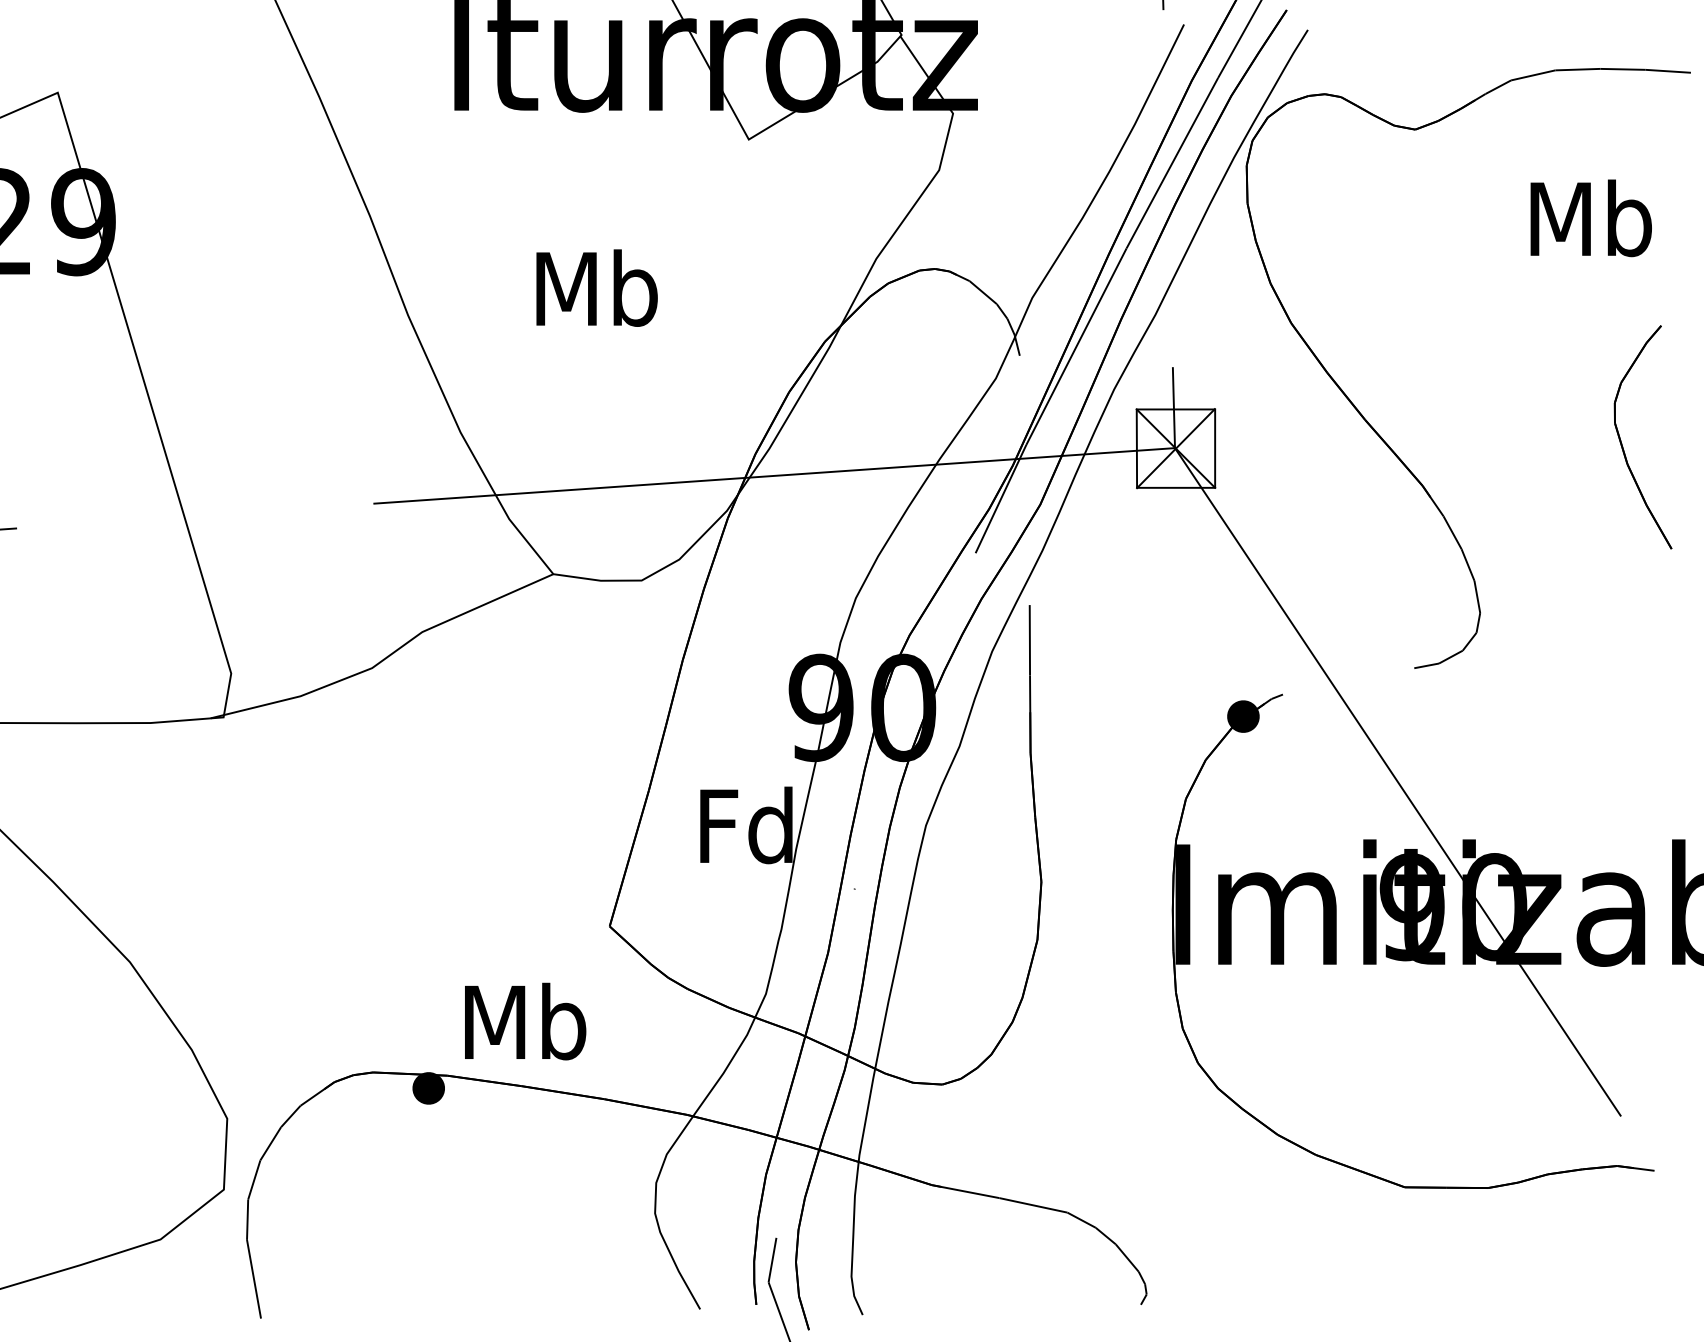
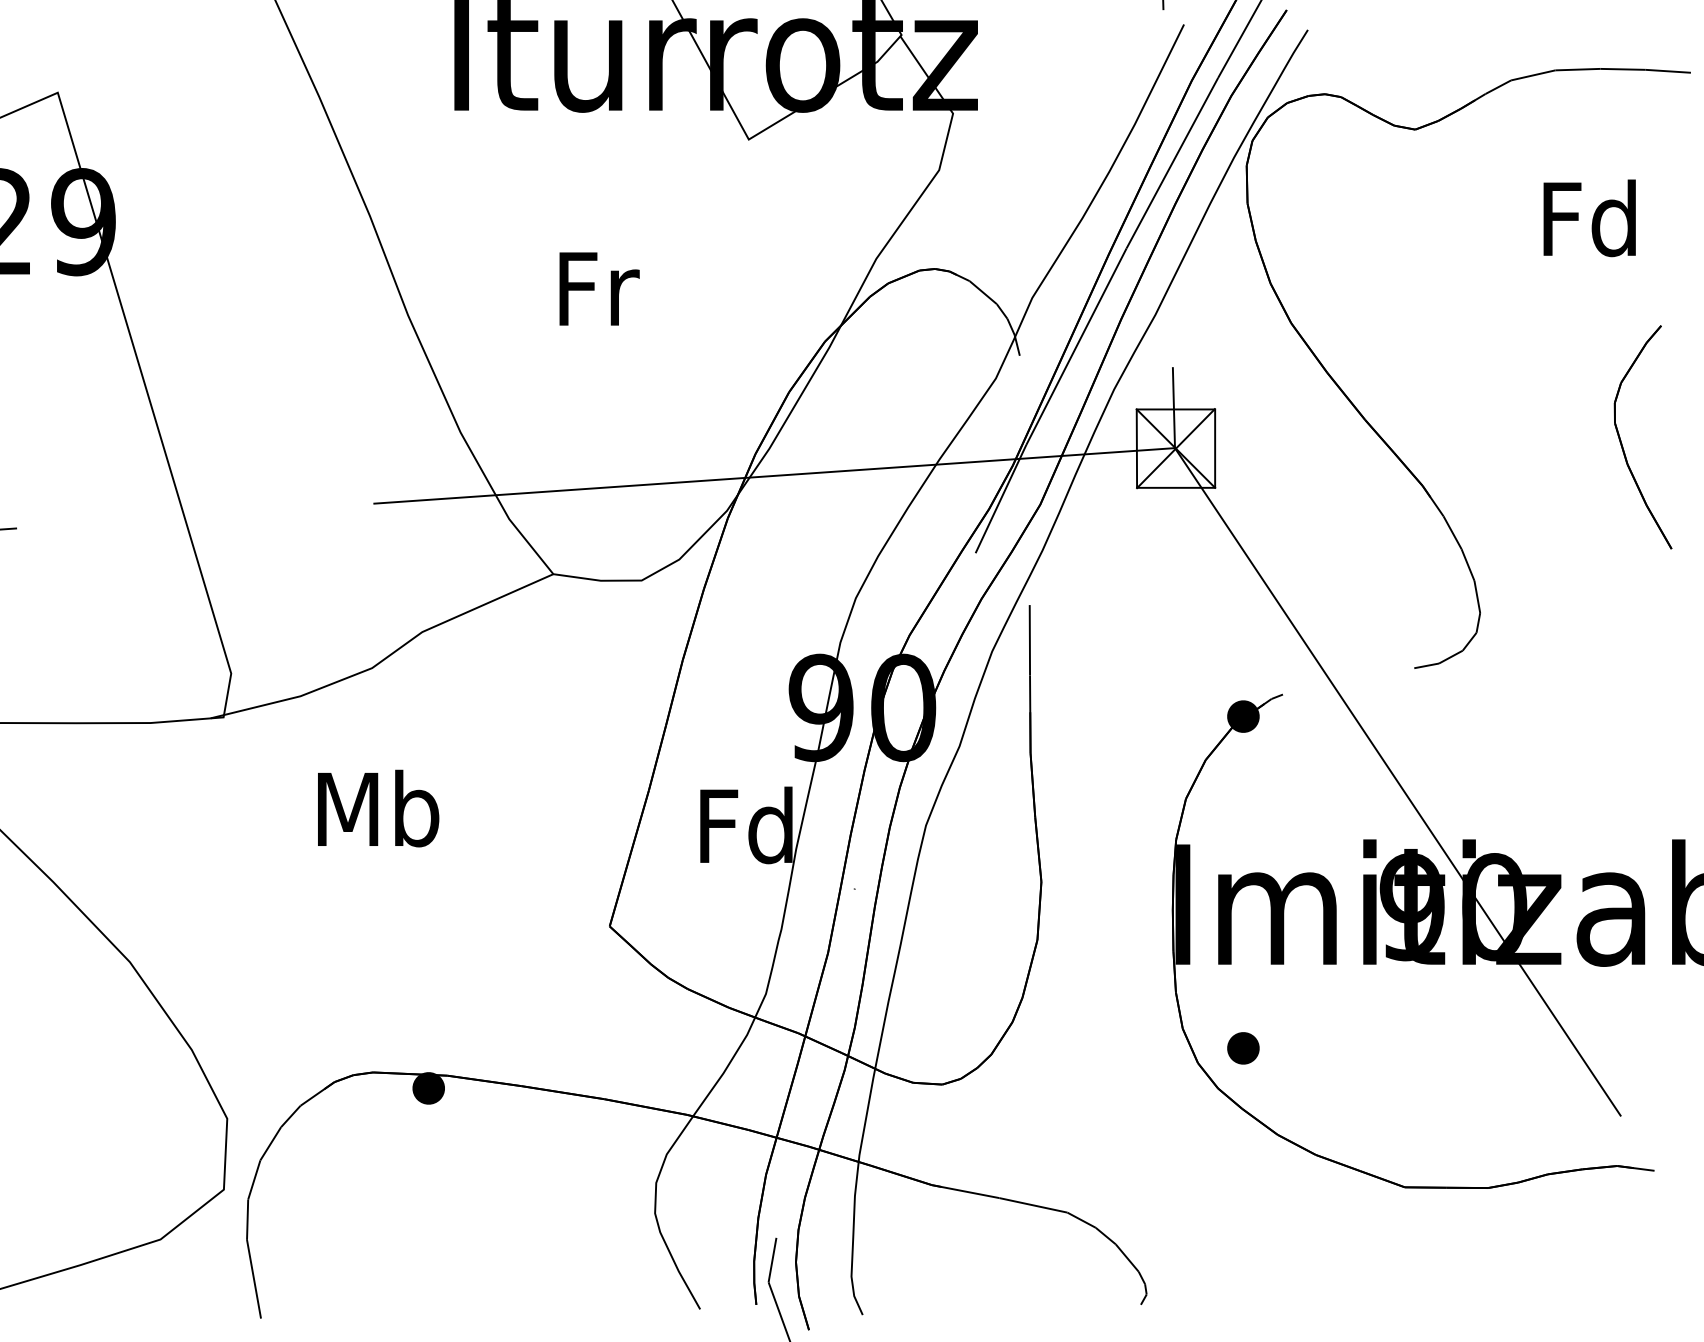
text: Mb -> Fd (1590, 218)
text: Mb -> Fr (596, 287)
text position: (525, 1021) -> (378, 808) (378, 808)
part: none -> present (1243, 1048)
